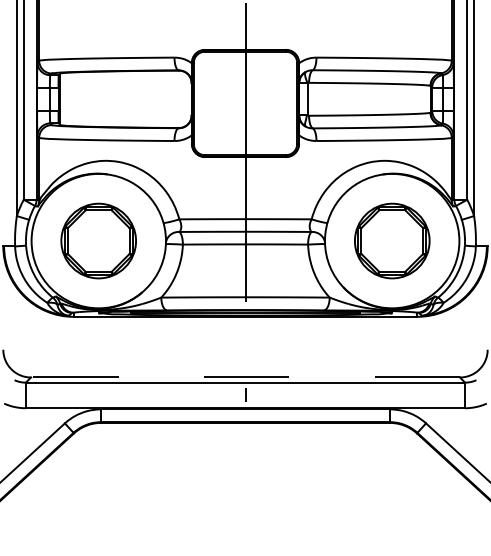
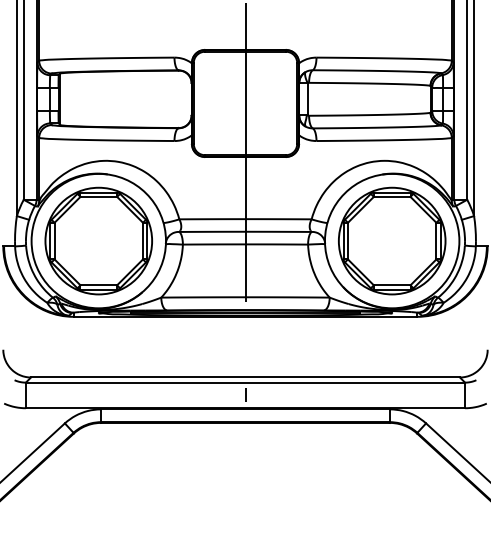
part size: 77x78 px -> 109x110 px (98, 240)
part size: 77x78 px -> 109x110 px (392, 240)
line: dashed -> solid (245, 377)
